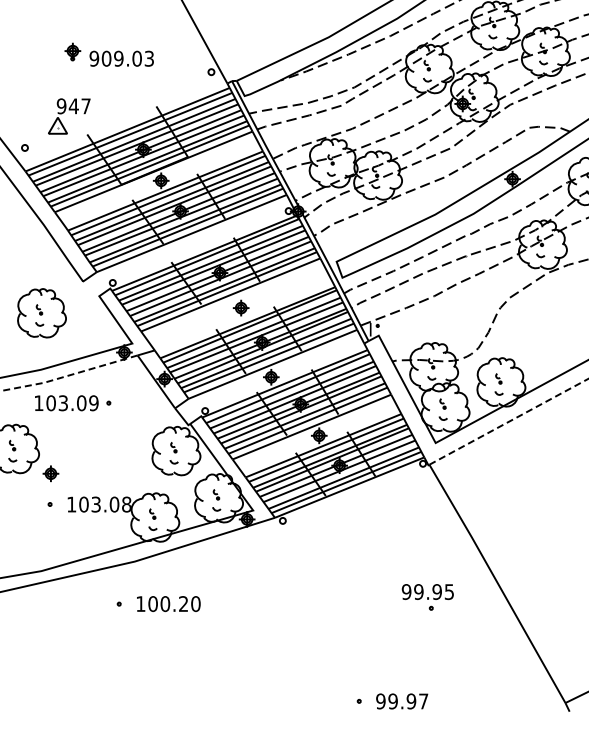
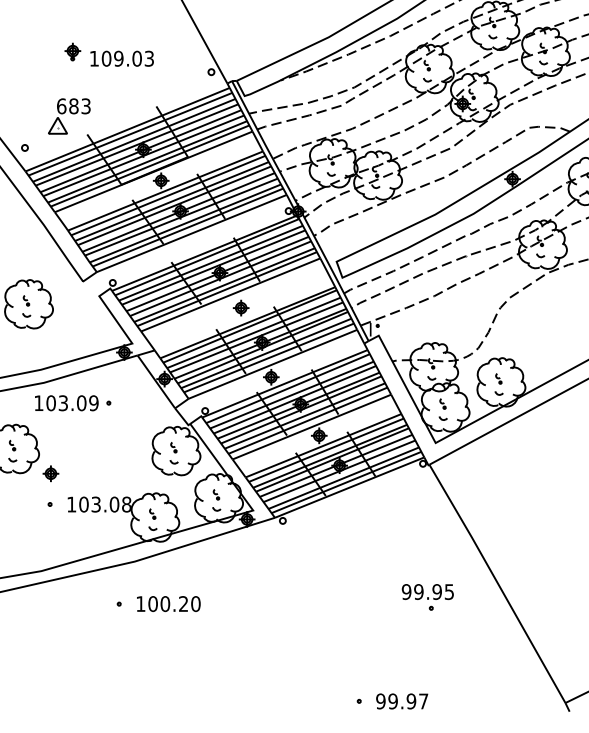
text: 909.03 -> 109.03 (94, 58)
text: 947 -> 683 (73, 106)
part position: (41, 313) -> (28, 304) (28, 304)
line: dashed -> solid (68, 375)
line: dashed -> solid (509, 421)
